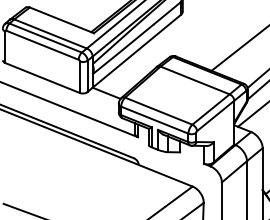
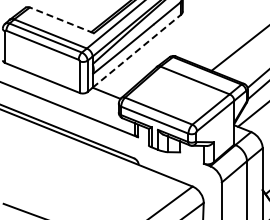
line: solid -> dashed (61, 20)
line: solid -> dashed (137, 50)
